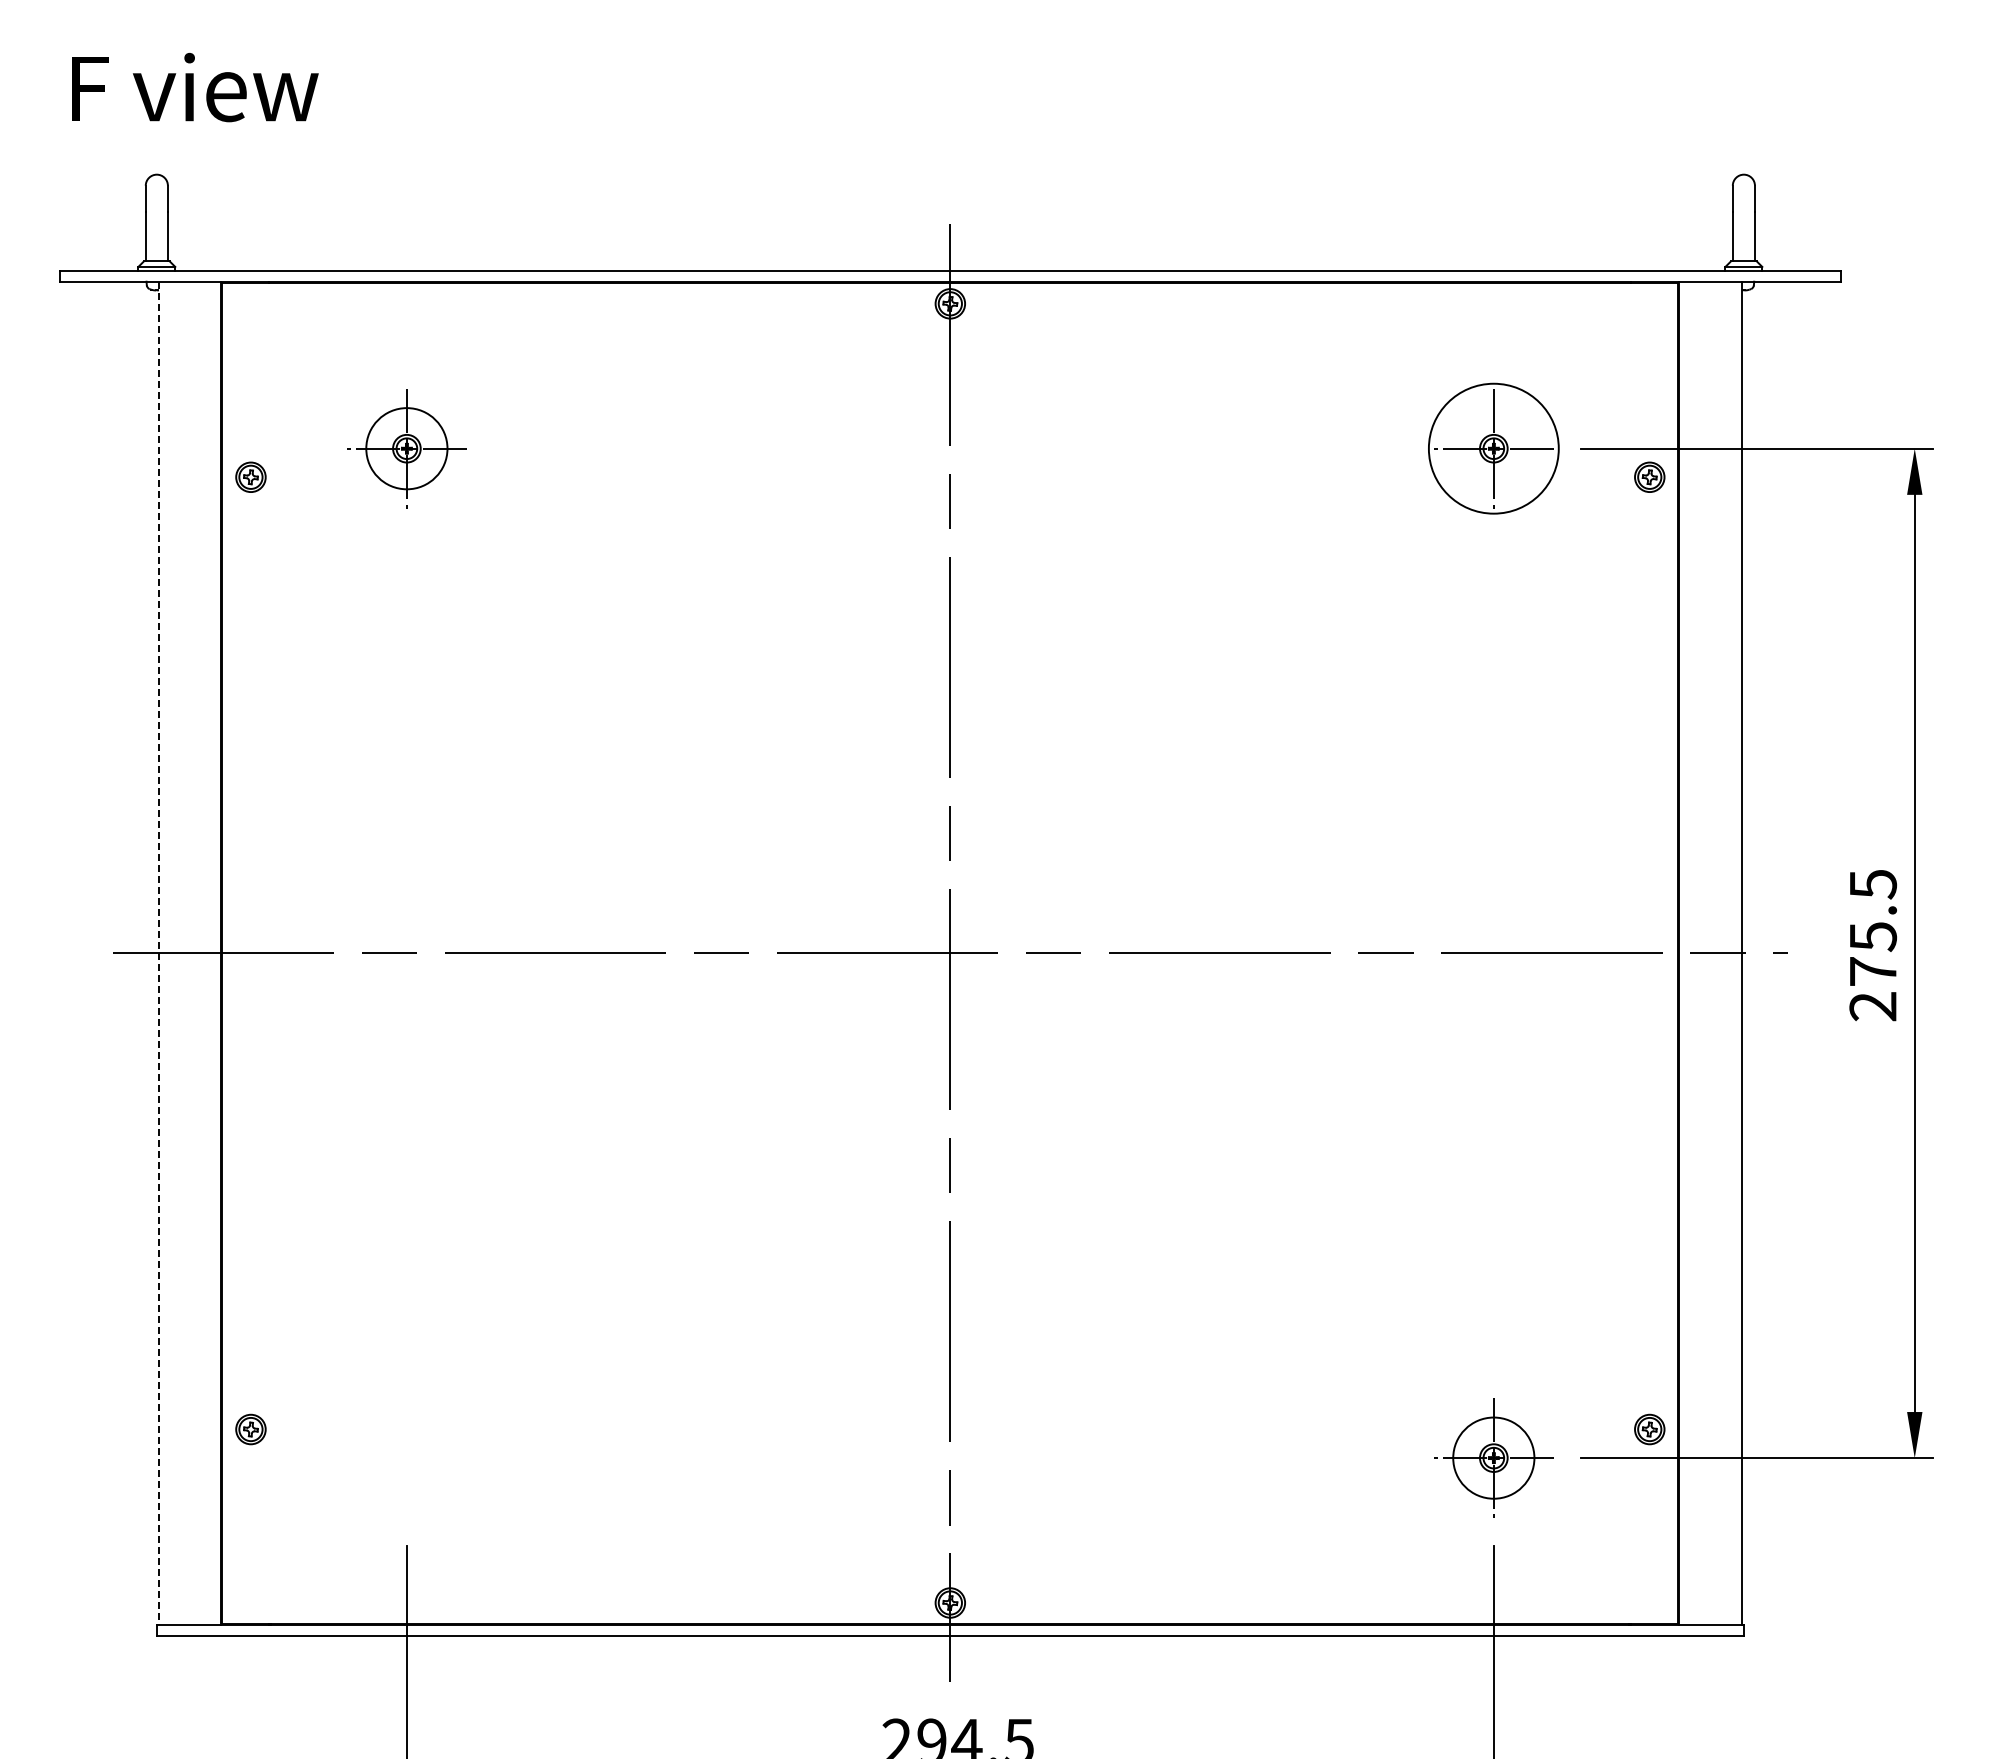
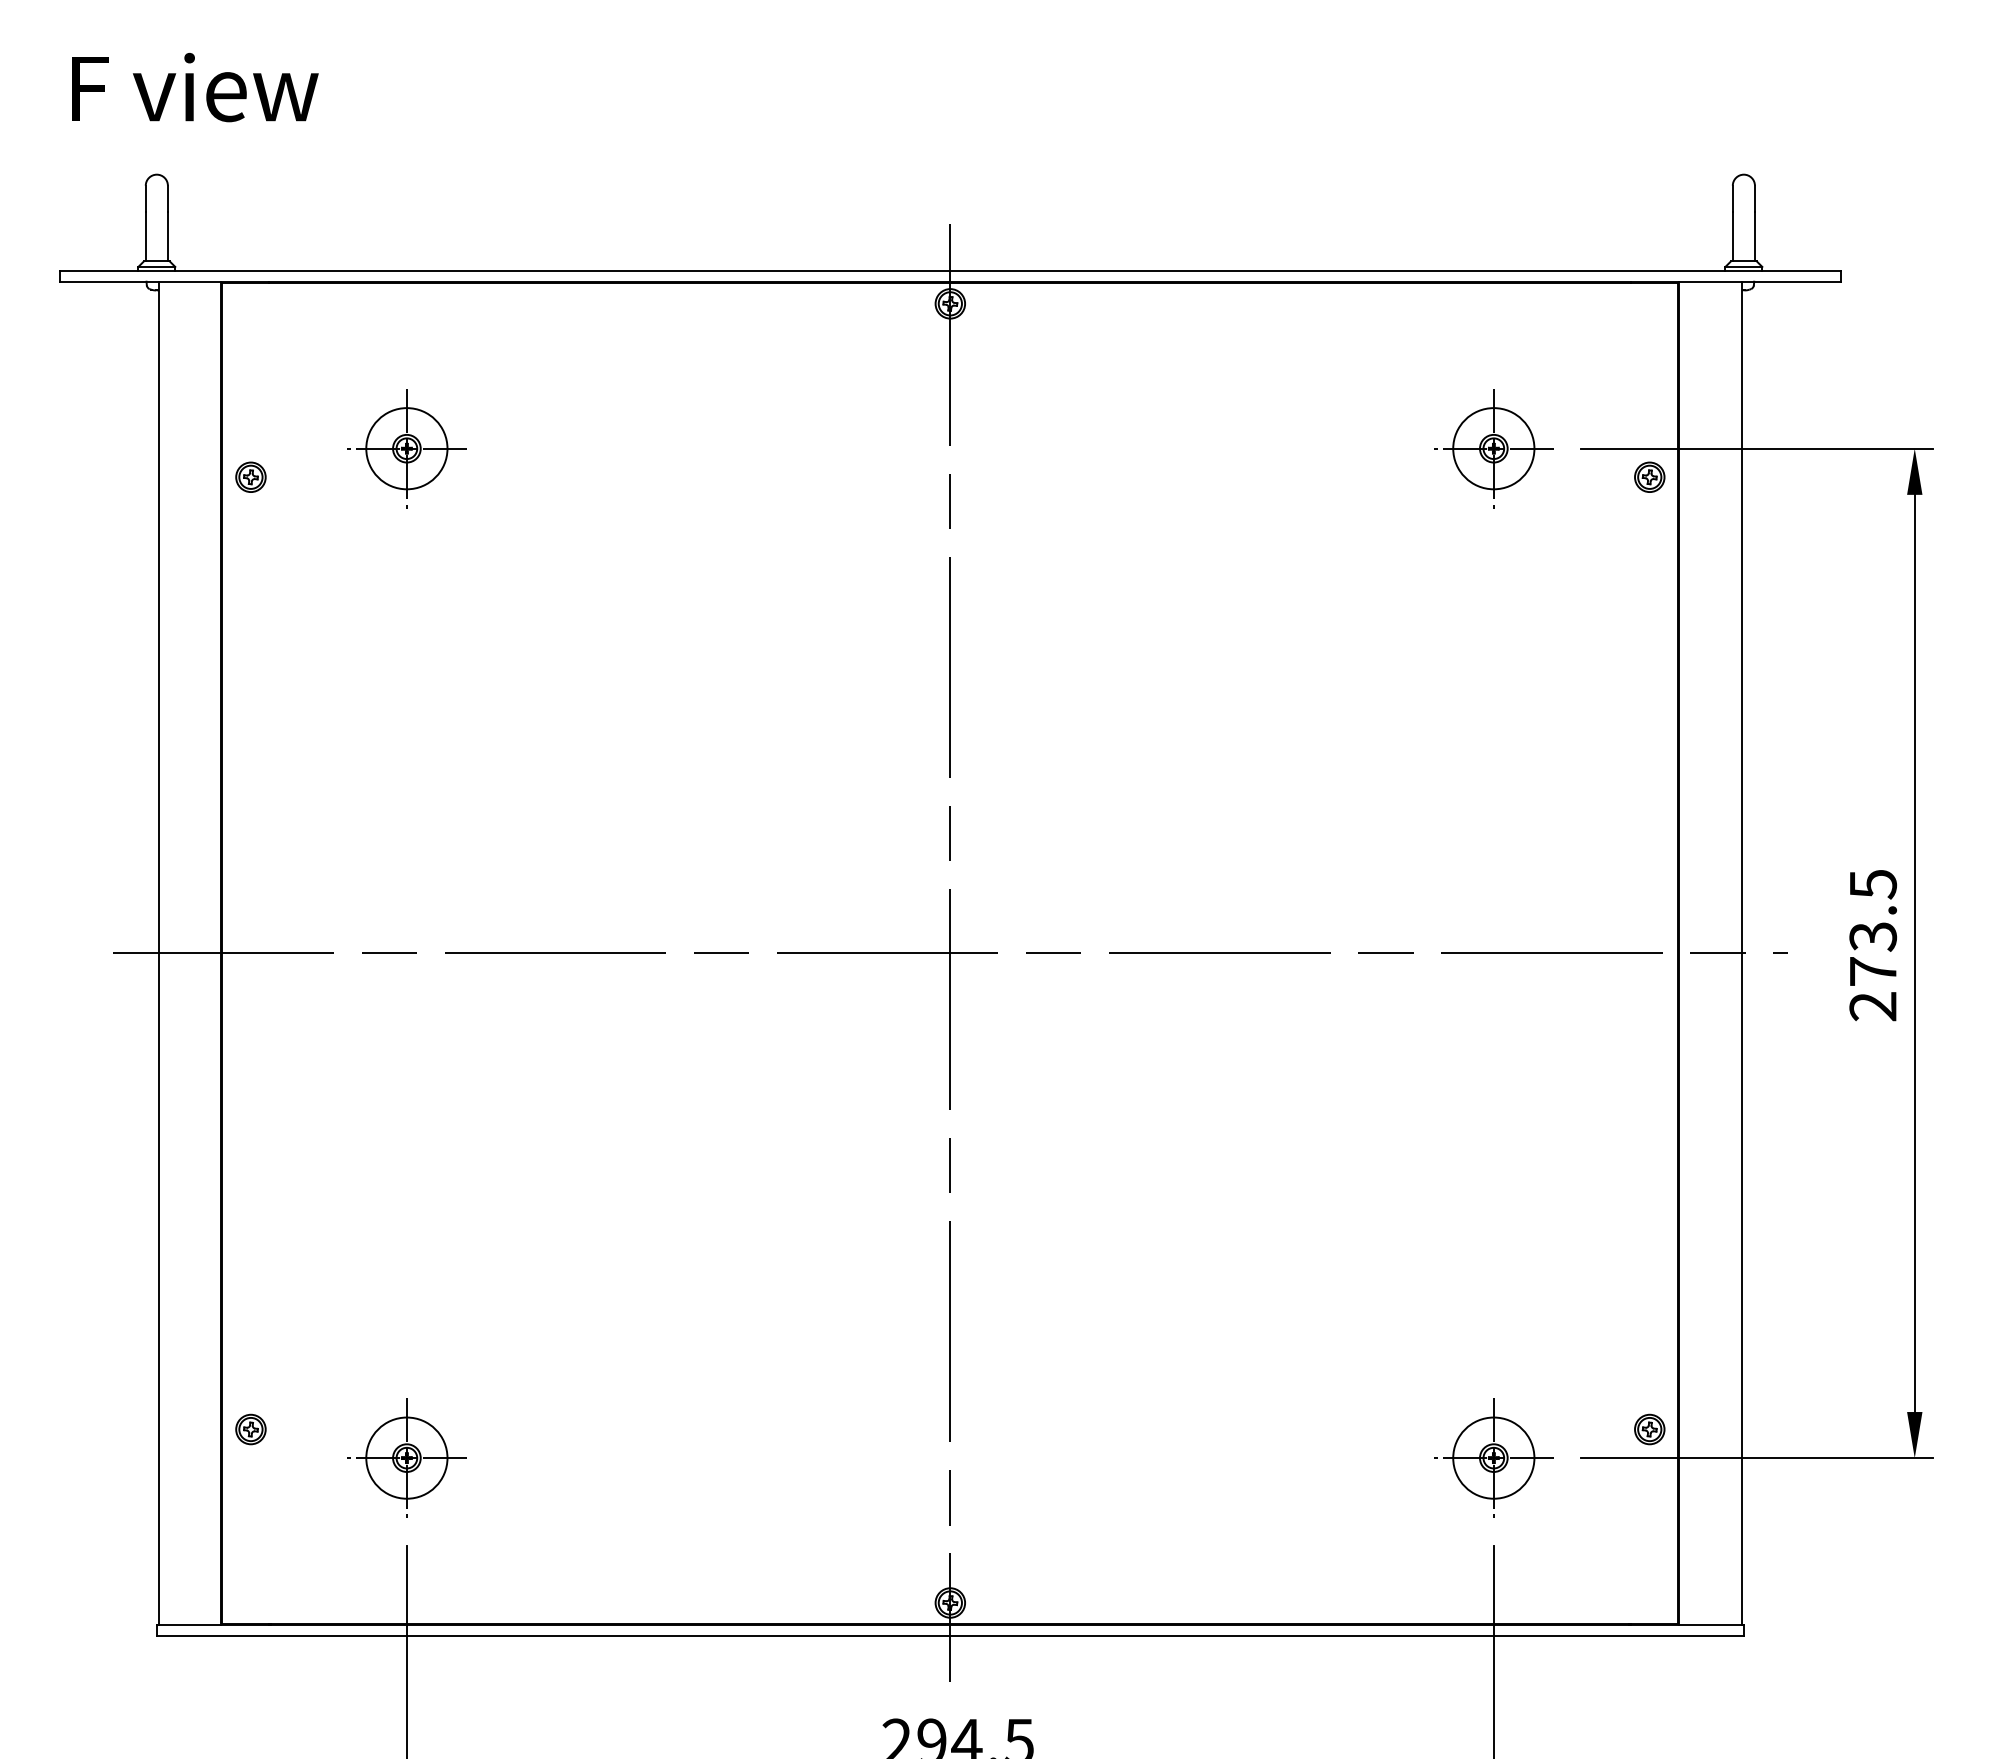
circle diameter: 130 px -> 81 px (1493, 448)
text: 275.5 -> 273.5 (1872, 936)
line: dashed -> solid (158, 953)
part: none -> present (406, 1457)
